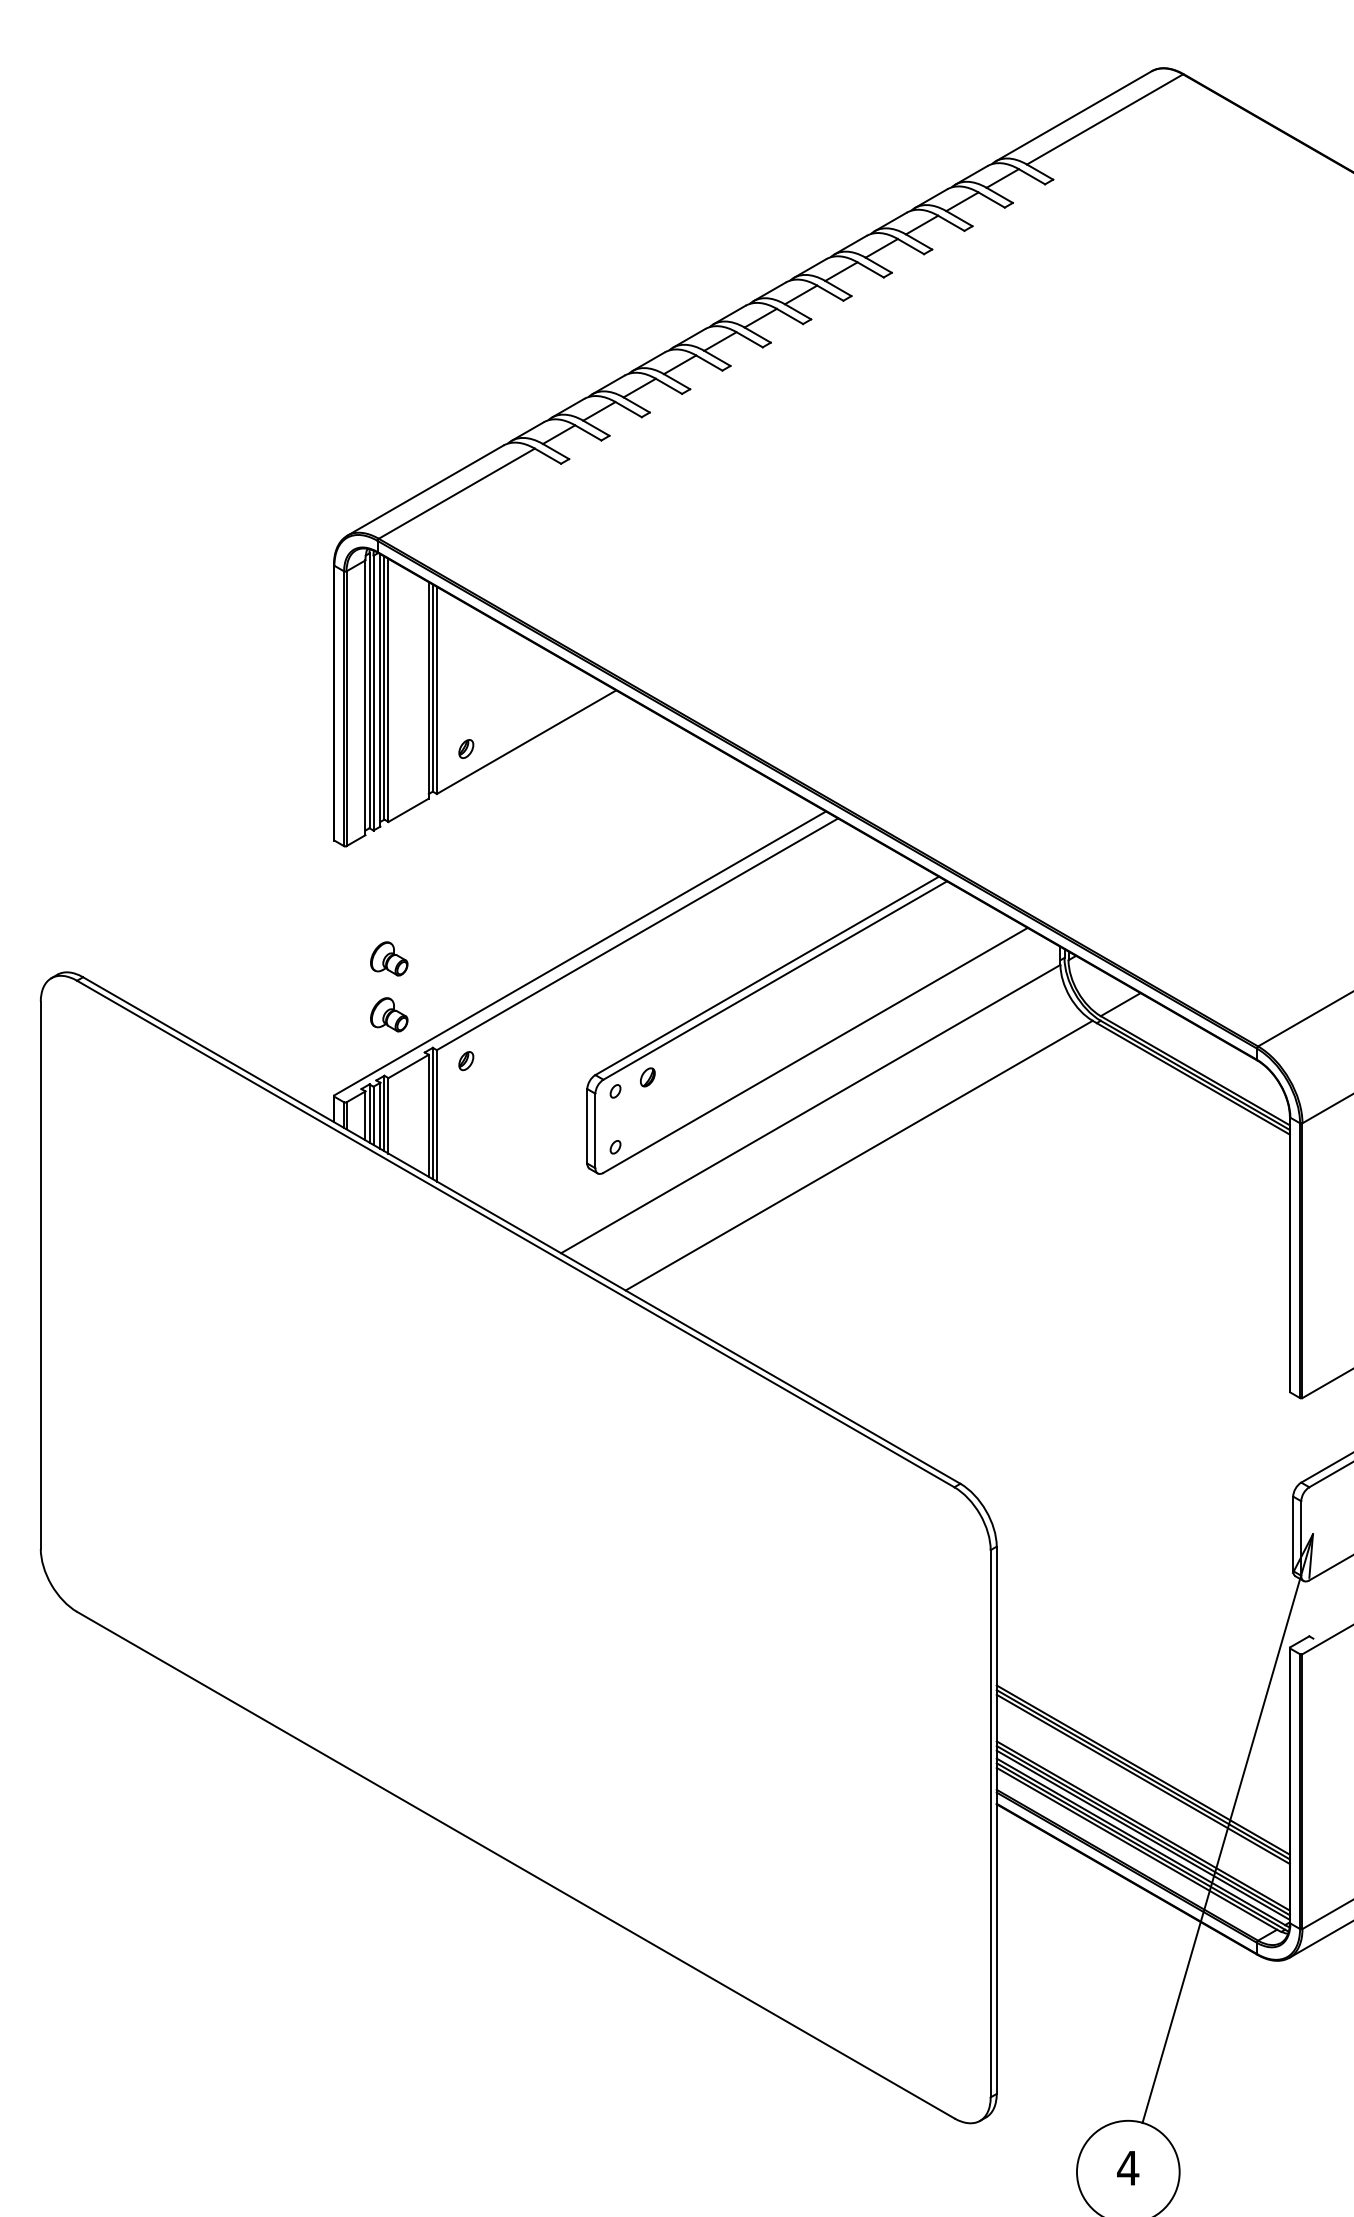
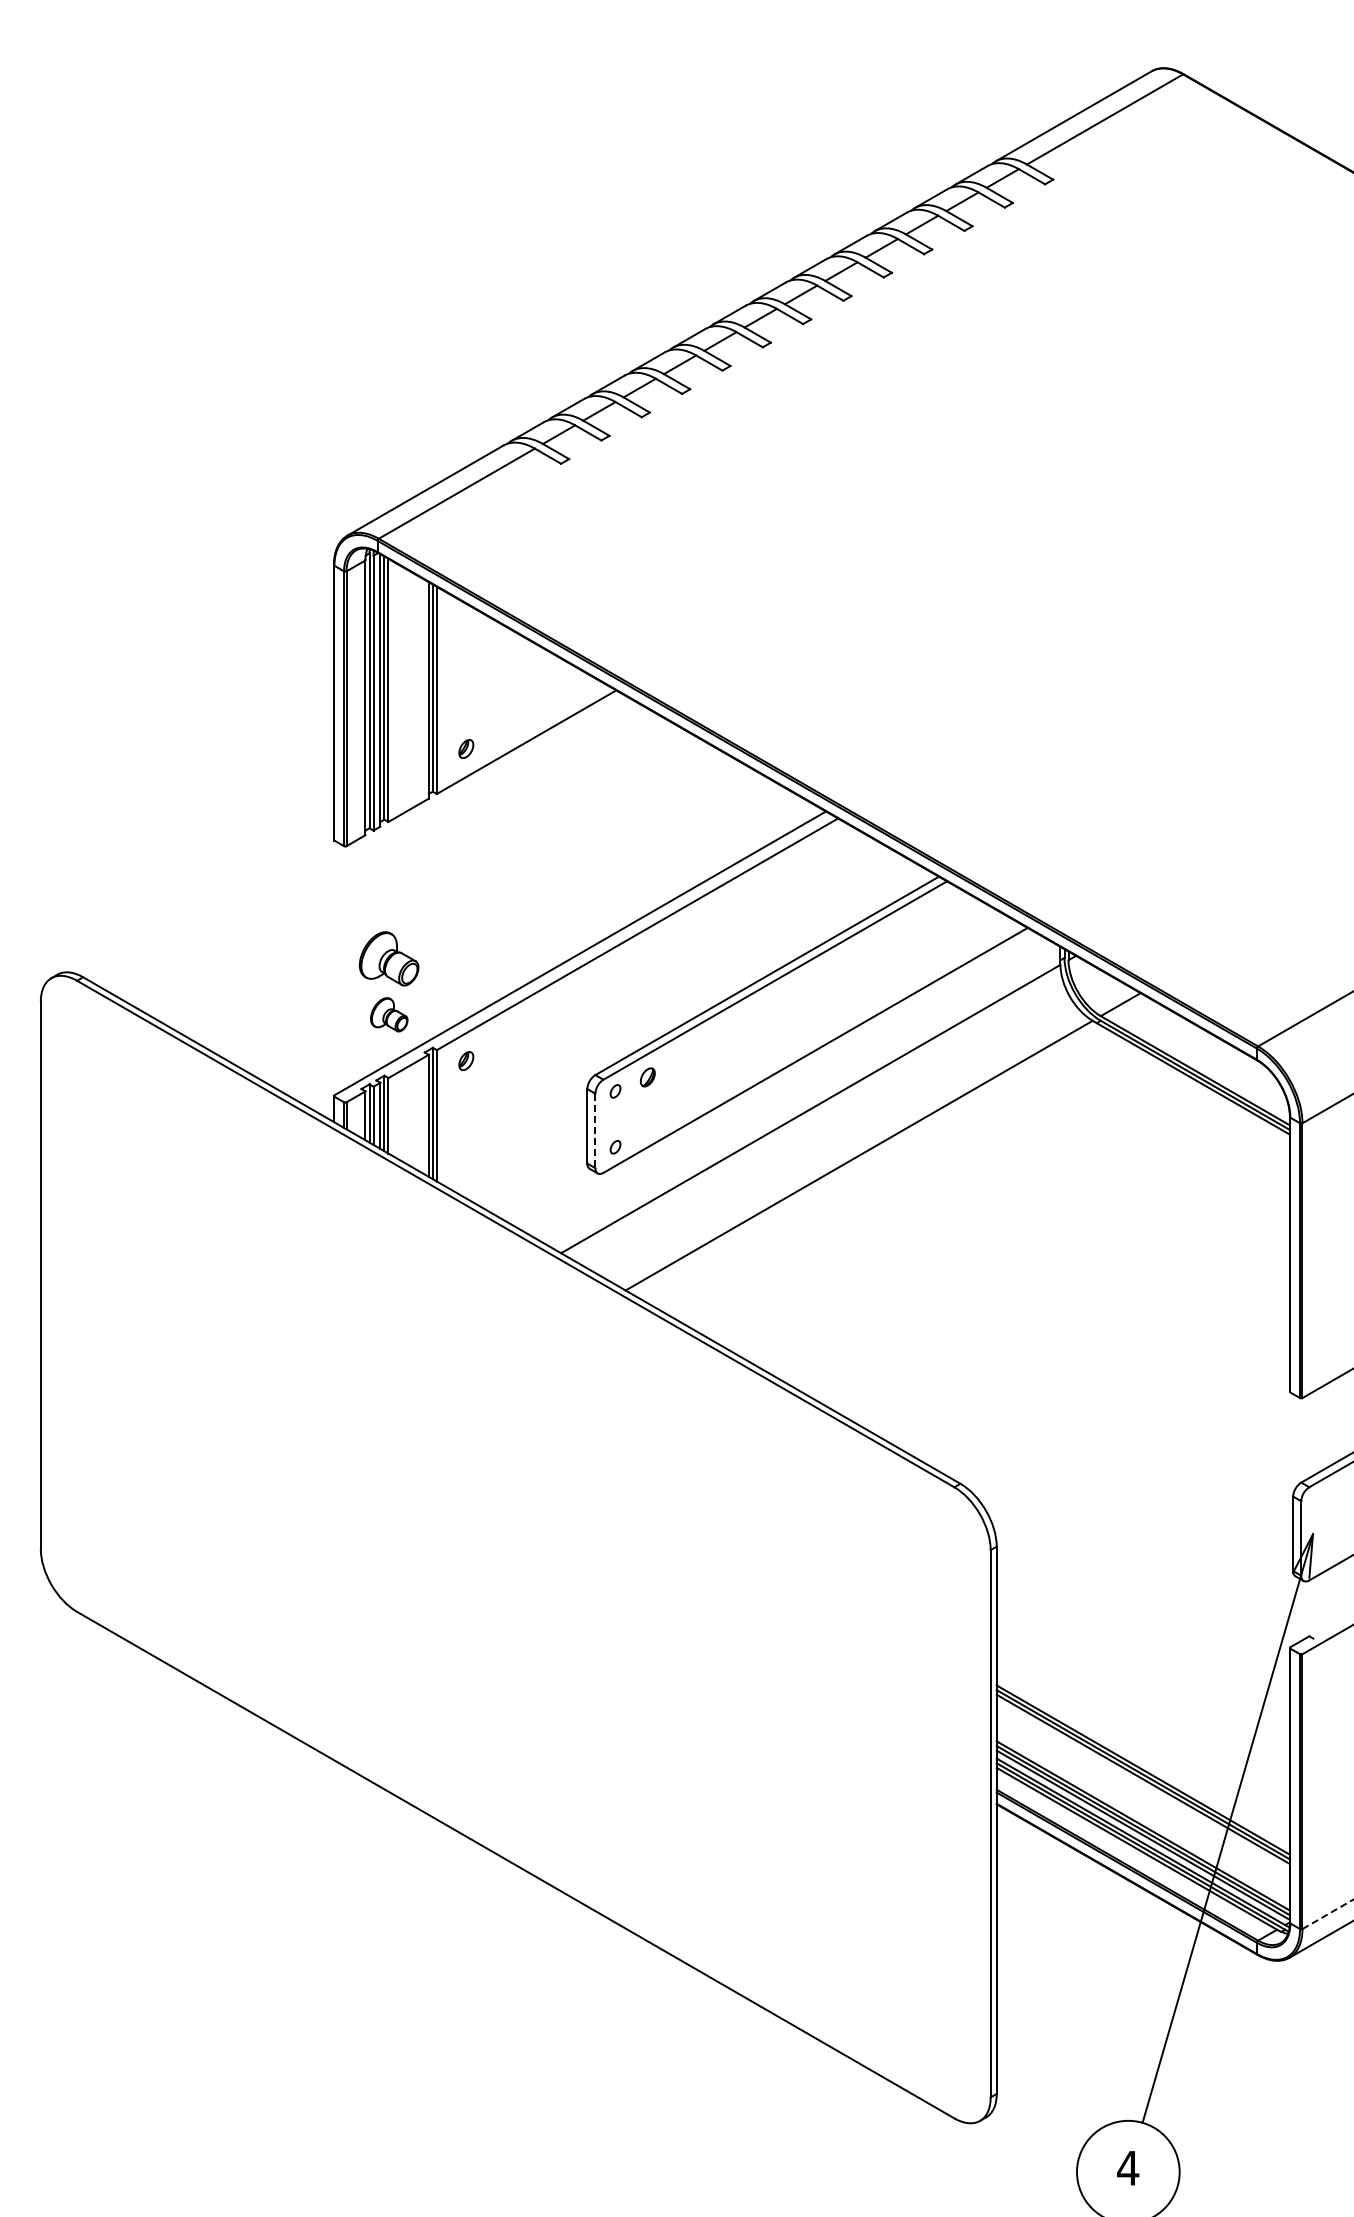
part size: 39x36 px -> 61x56 px (389, 958)
line: solid -> dashed (595, 1131)
line: solid -> dashed (1328, 1914)
